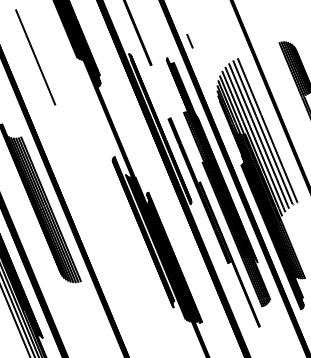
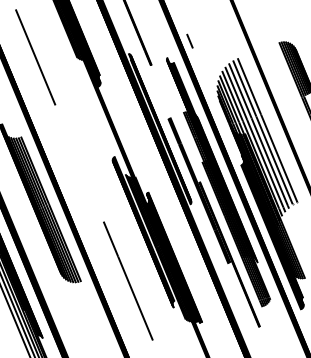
line: none -> present (128, 280)
